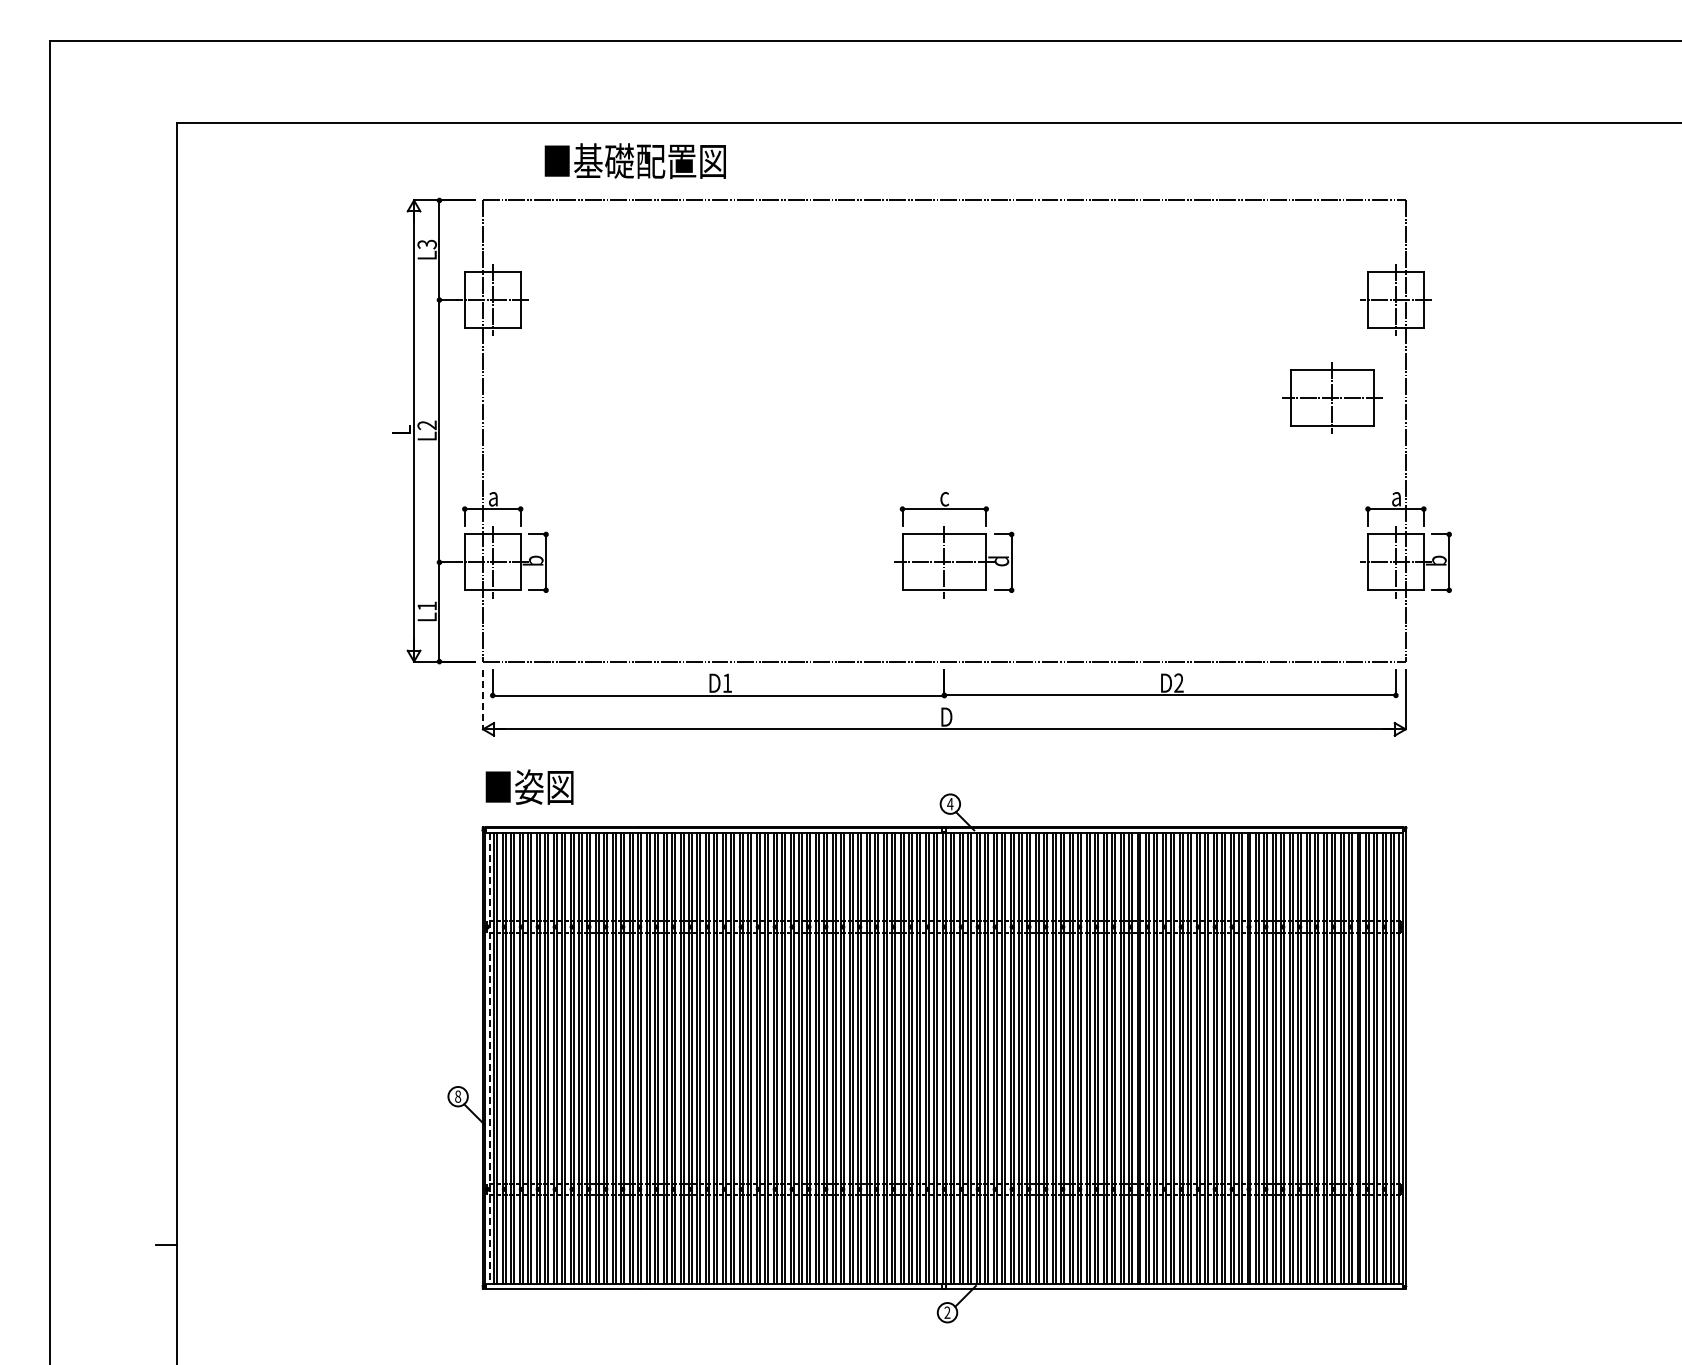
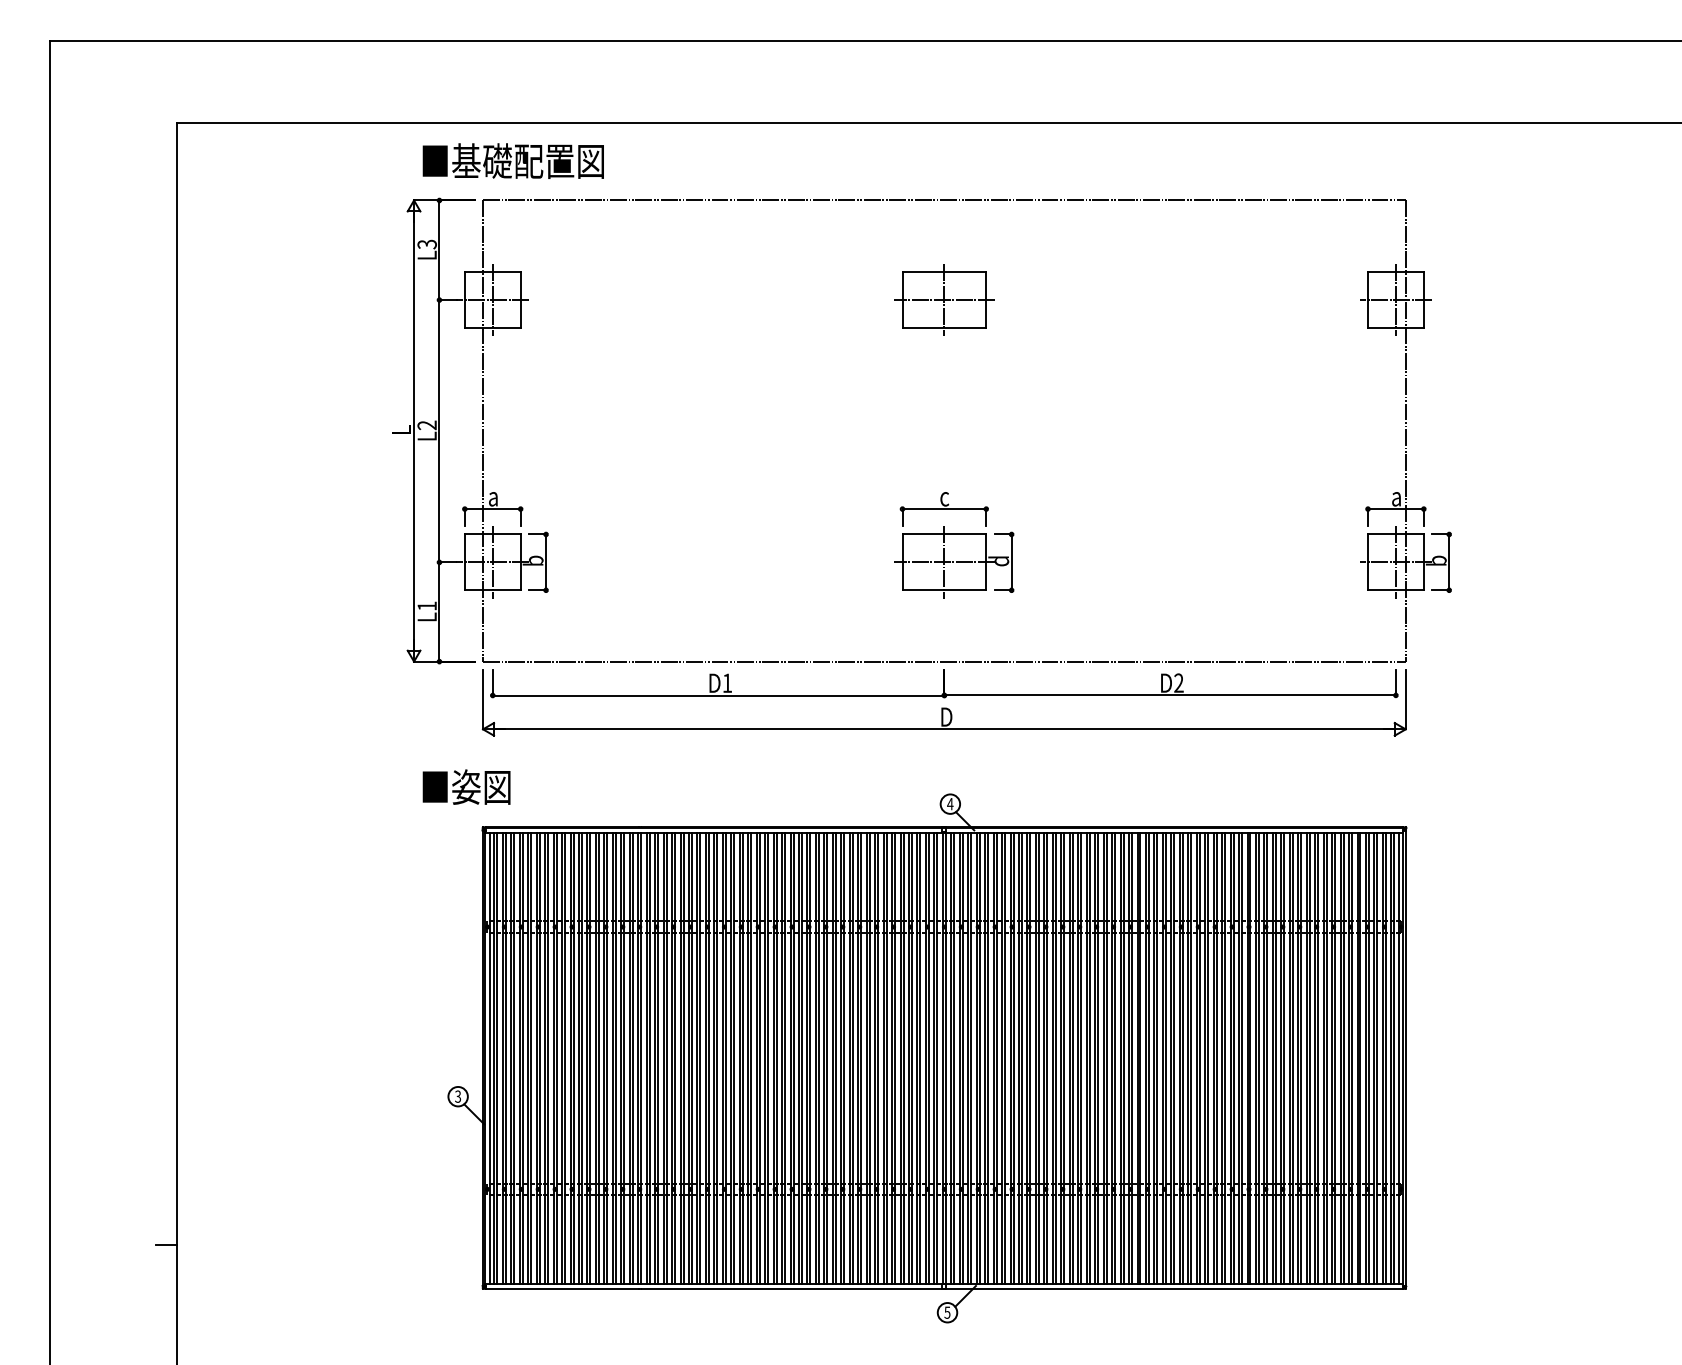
text position: (634, 160) -> (512, 160) (512, 160)
part position: (1332, 397) -> (944, 299) (944, 299)
line: dashed -> solid (483, 699)
text position: (529, 786) -> (466, 786) (466, 786)
line: dashed -> solid (489, 1058)
text: 8 -> 3 (458, 1096)
text: 2 -> 5 (947, 1312)
